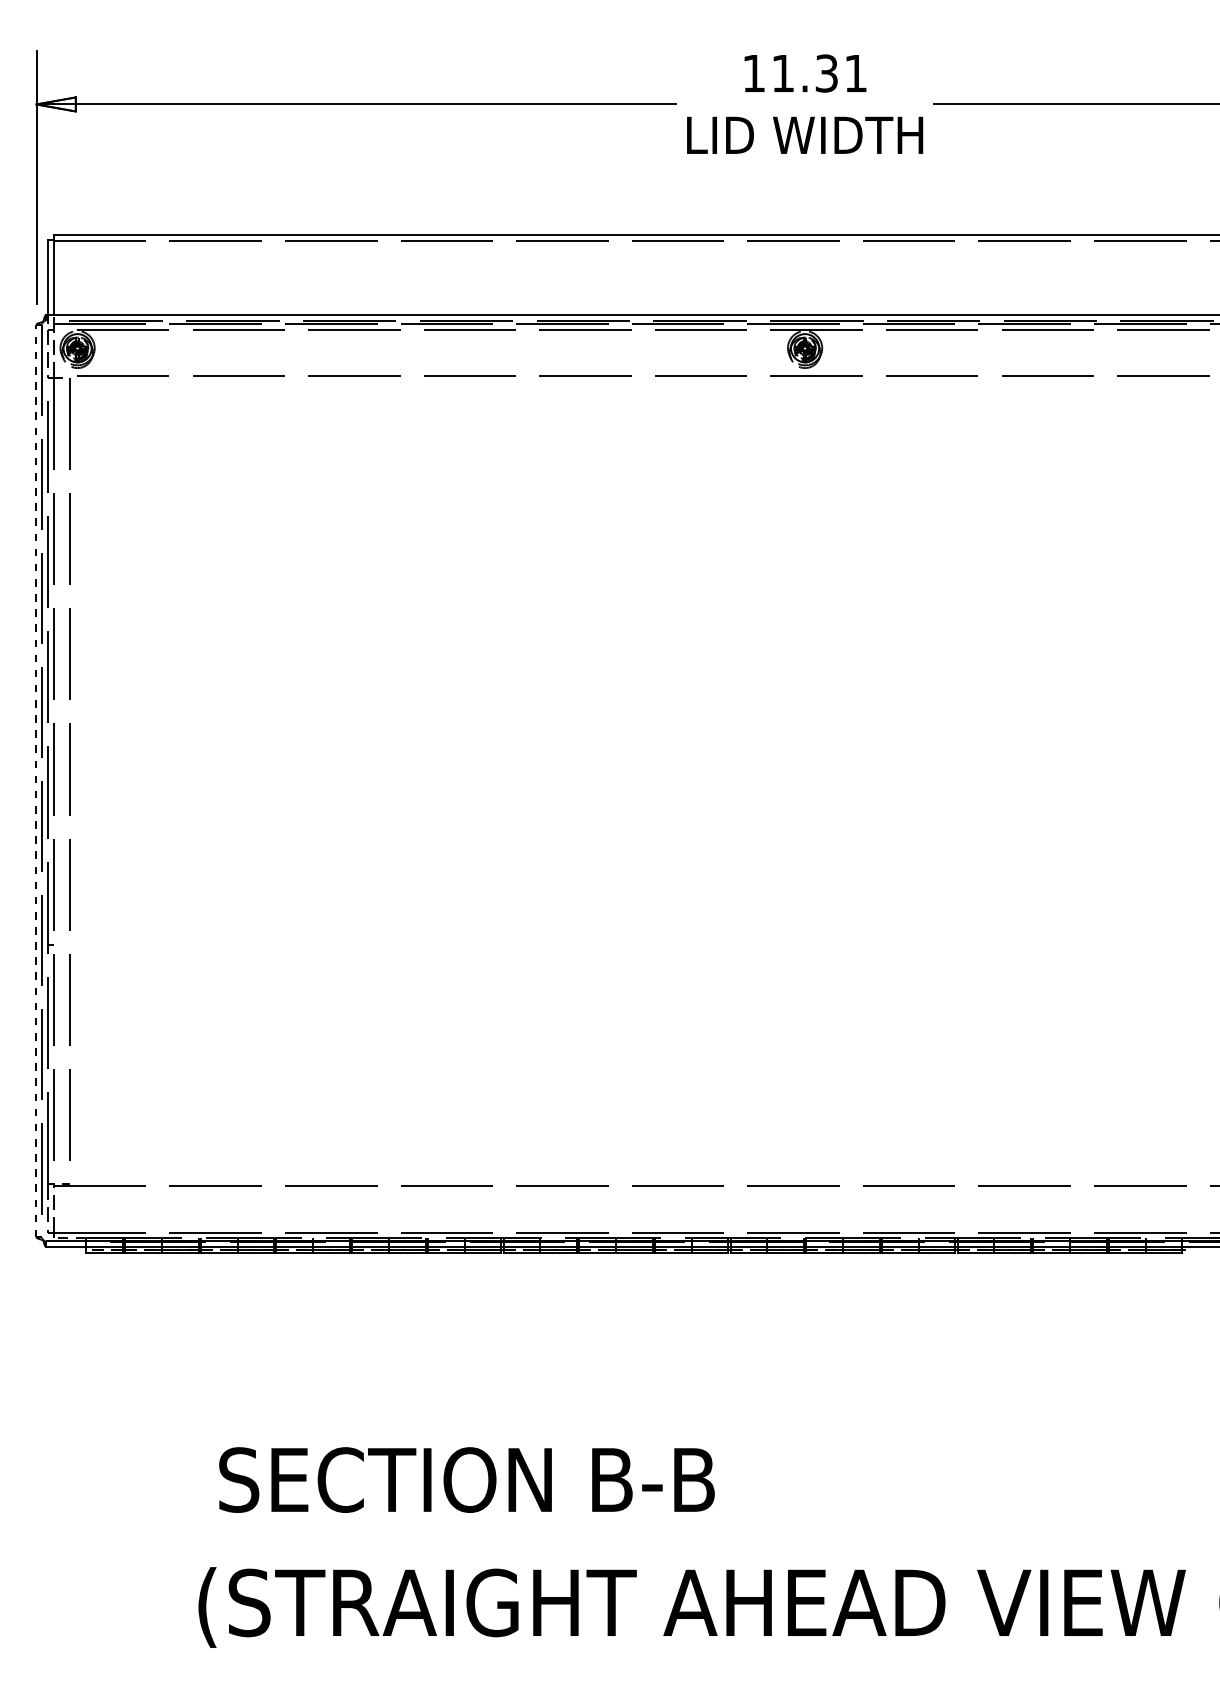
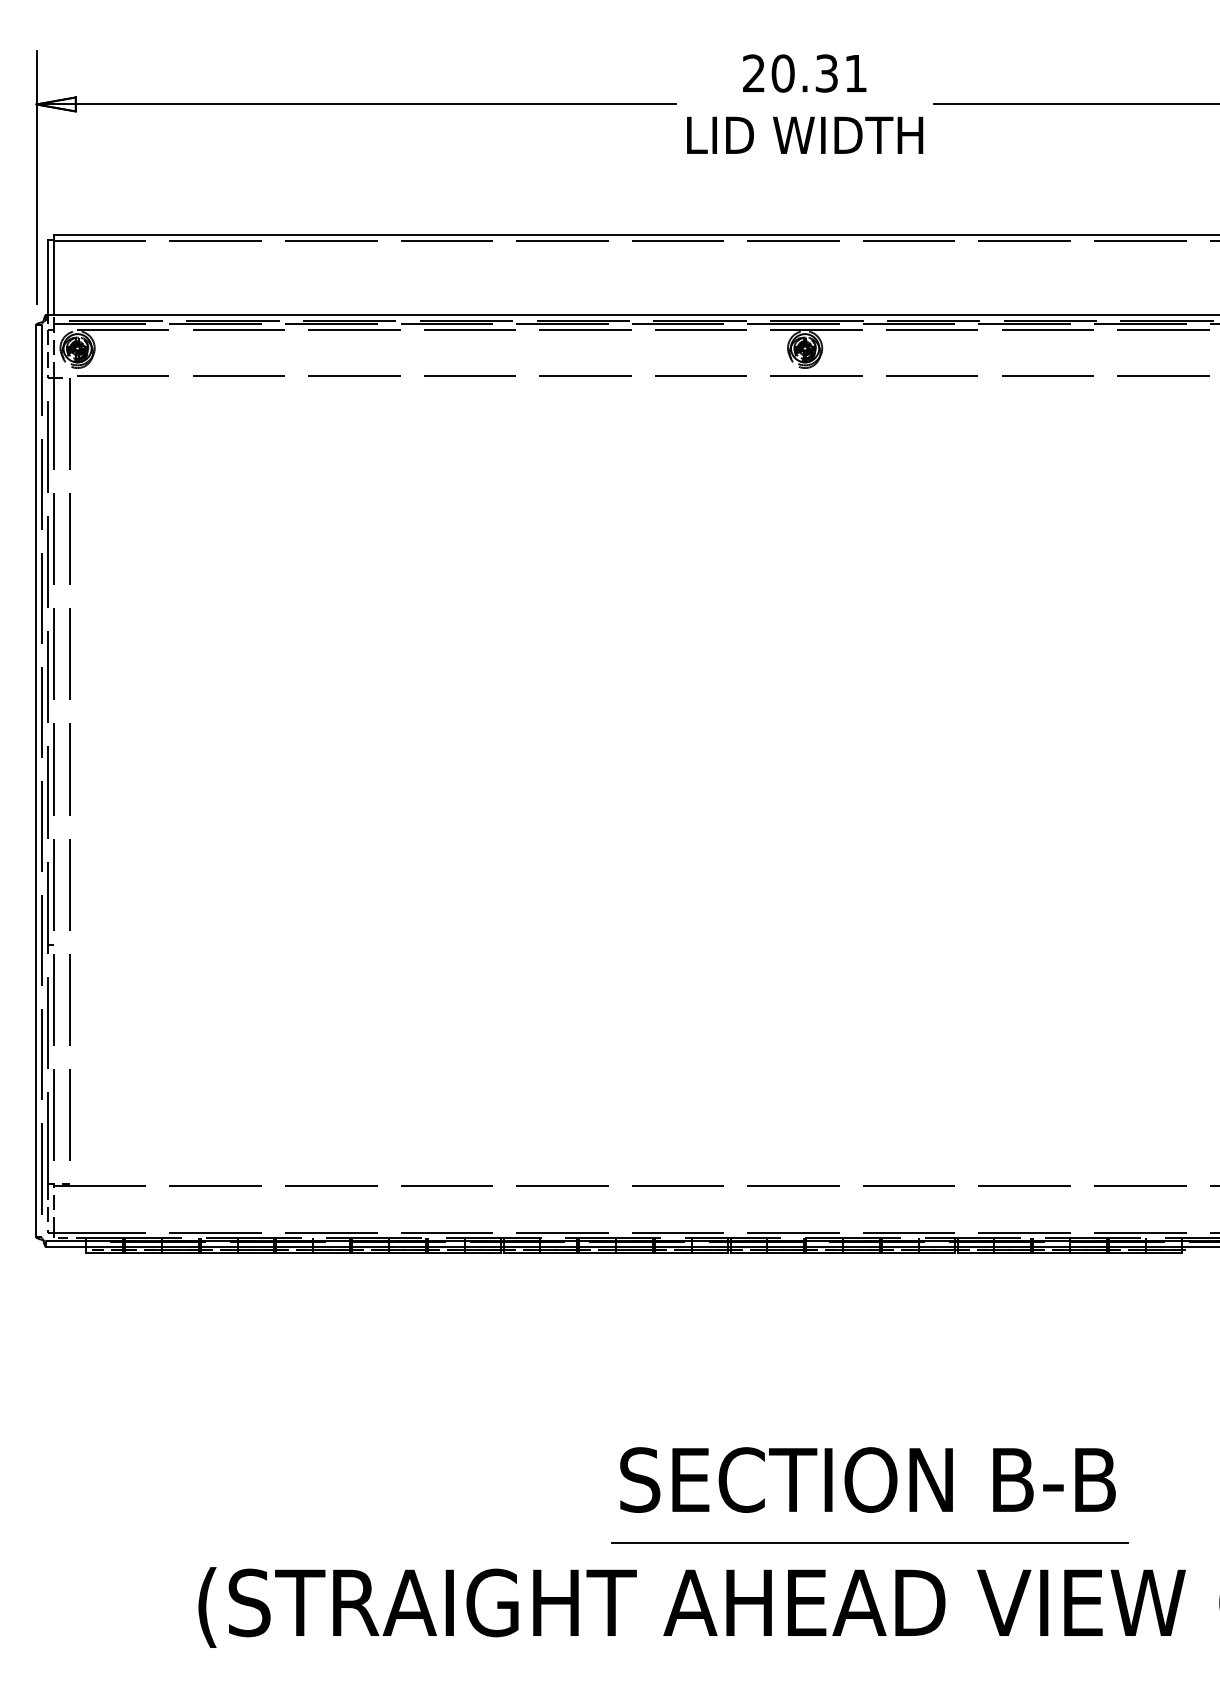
text: 11.31 -> 20.31 (768, 73)
line: dashed -> solid (36, 780)
text position: (466, 1479) -> (867, 1479) (867, 1479)
line: none -> present (869, 1542)
